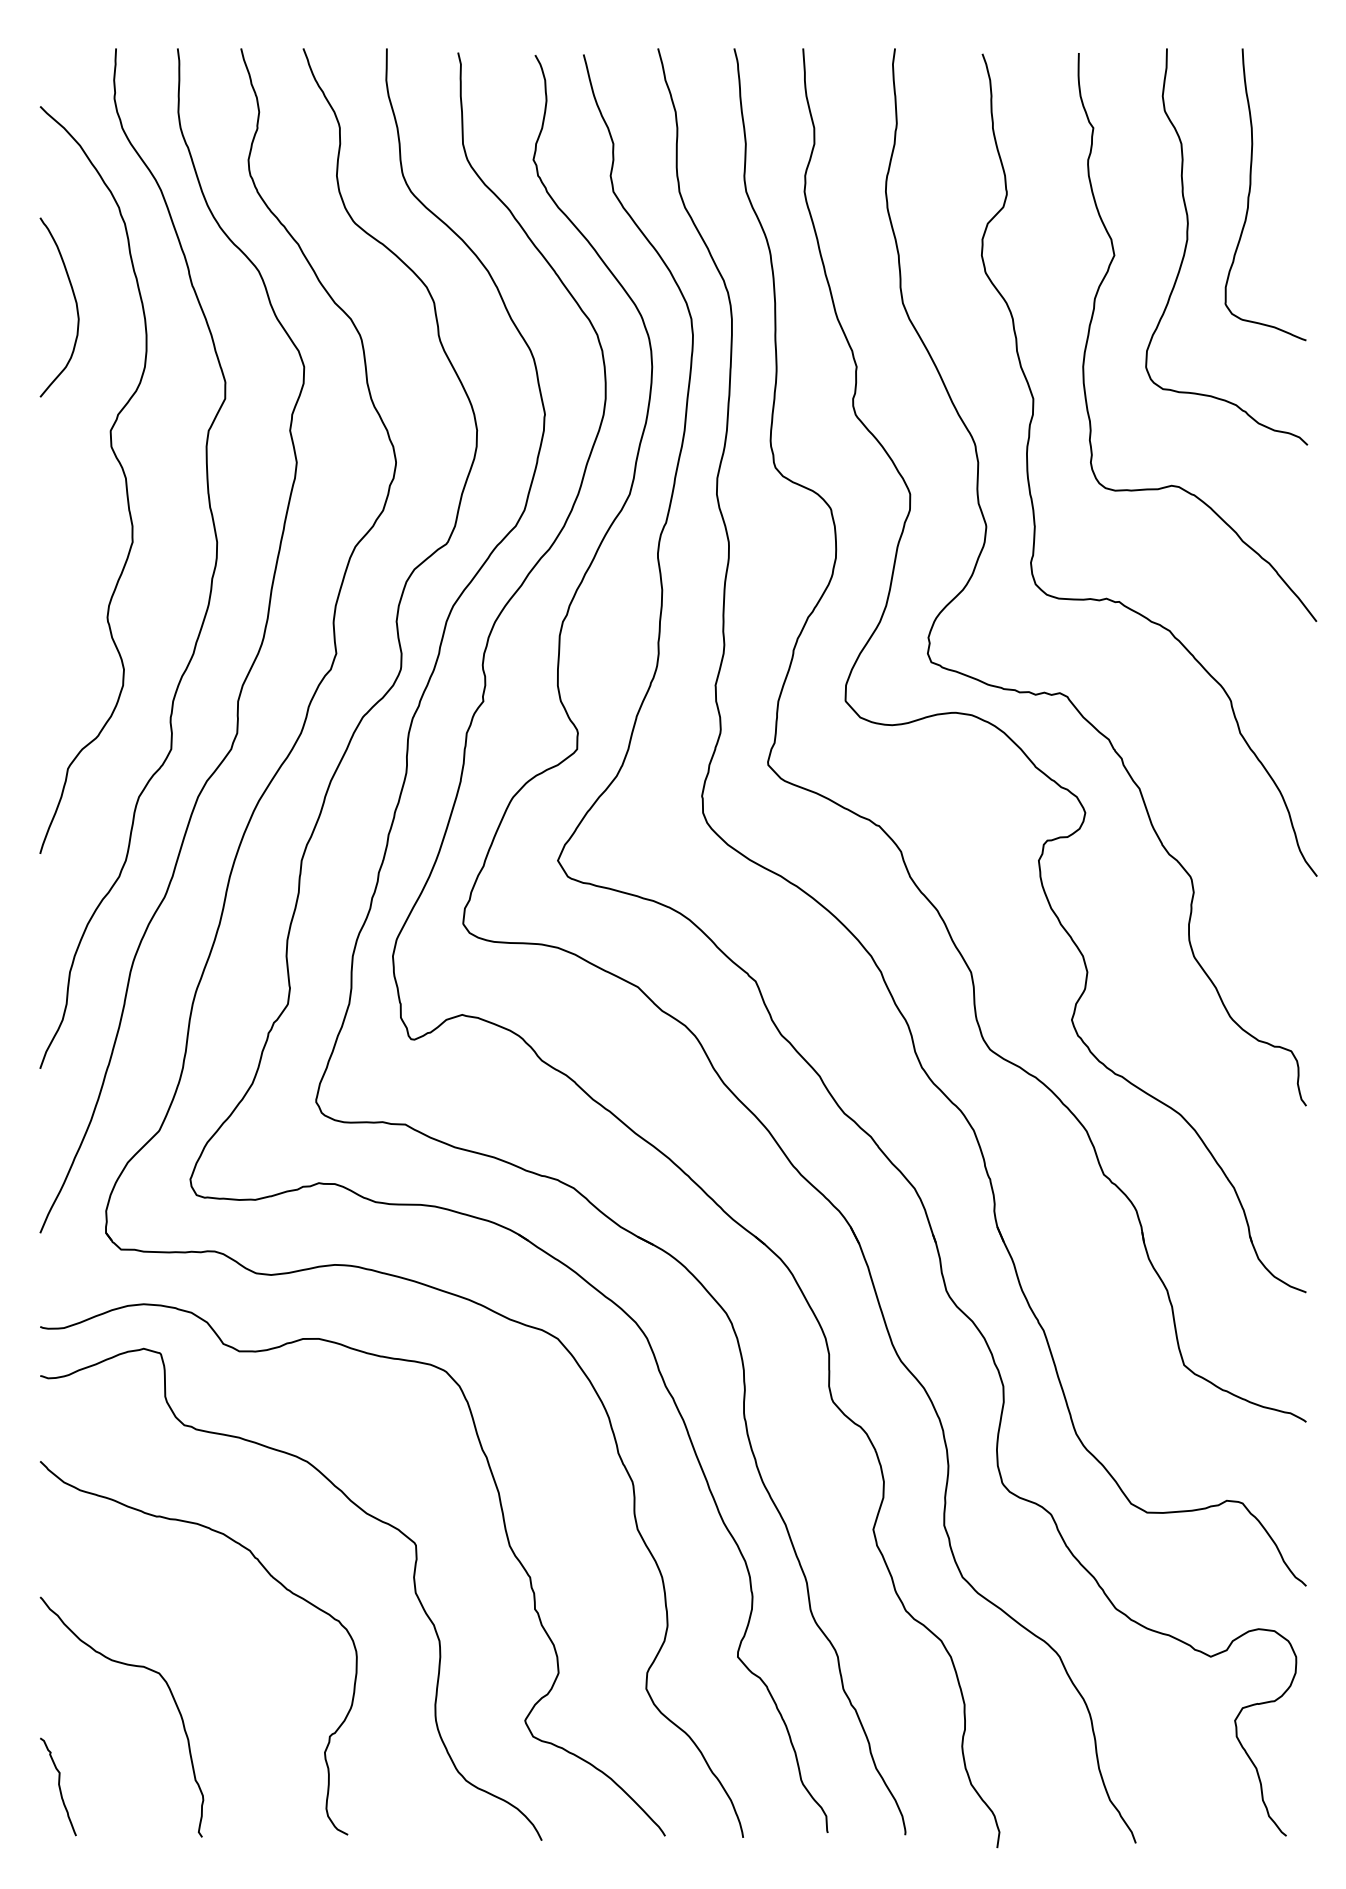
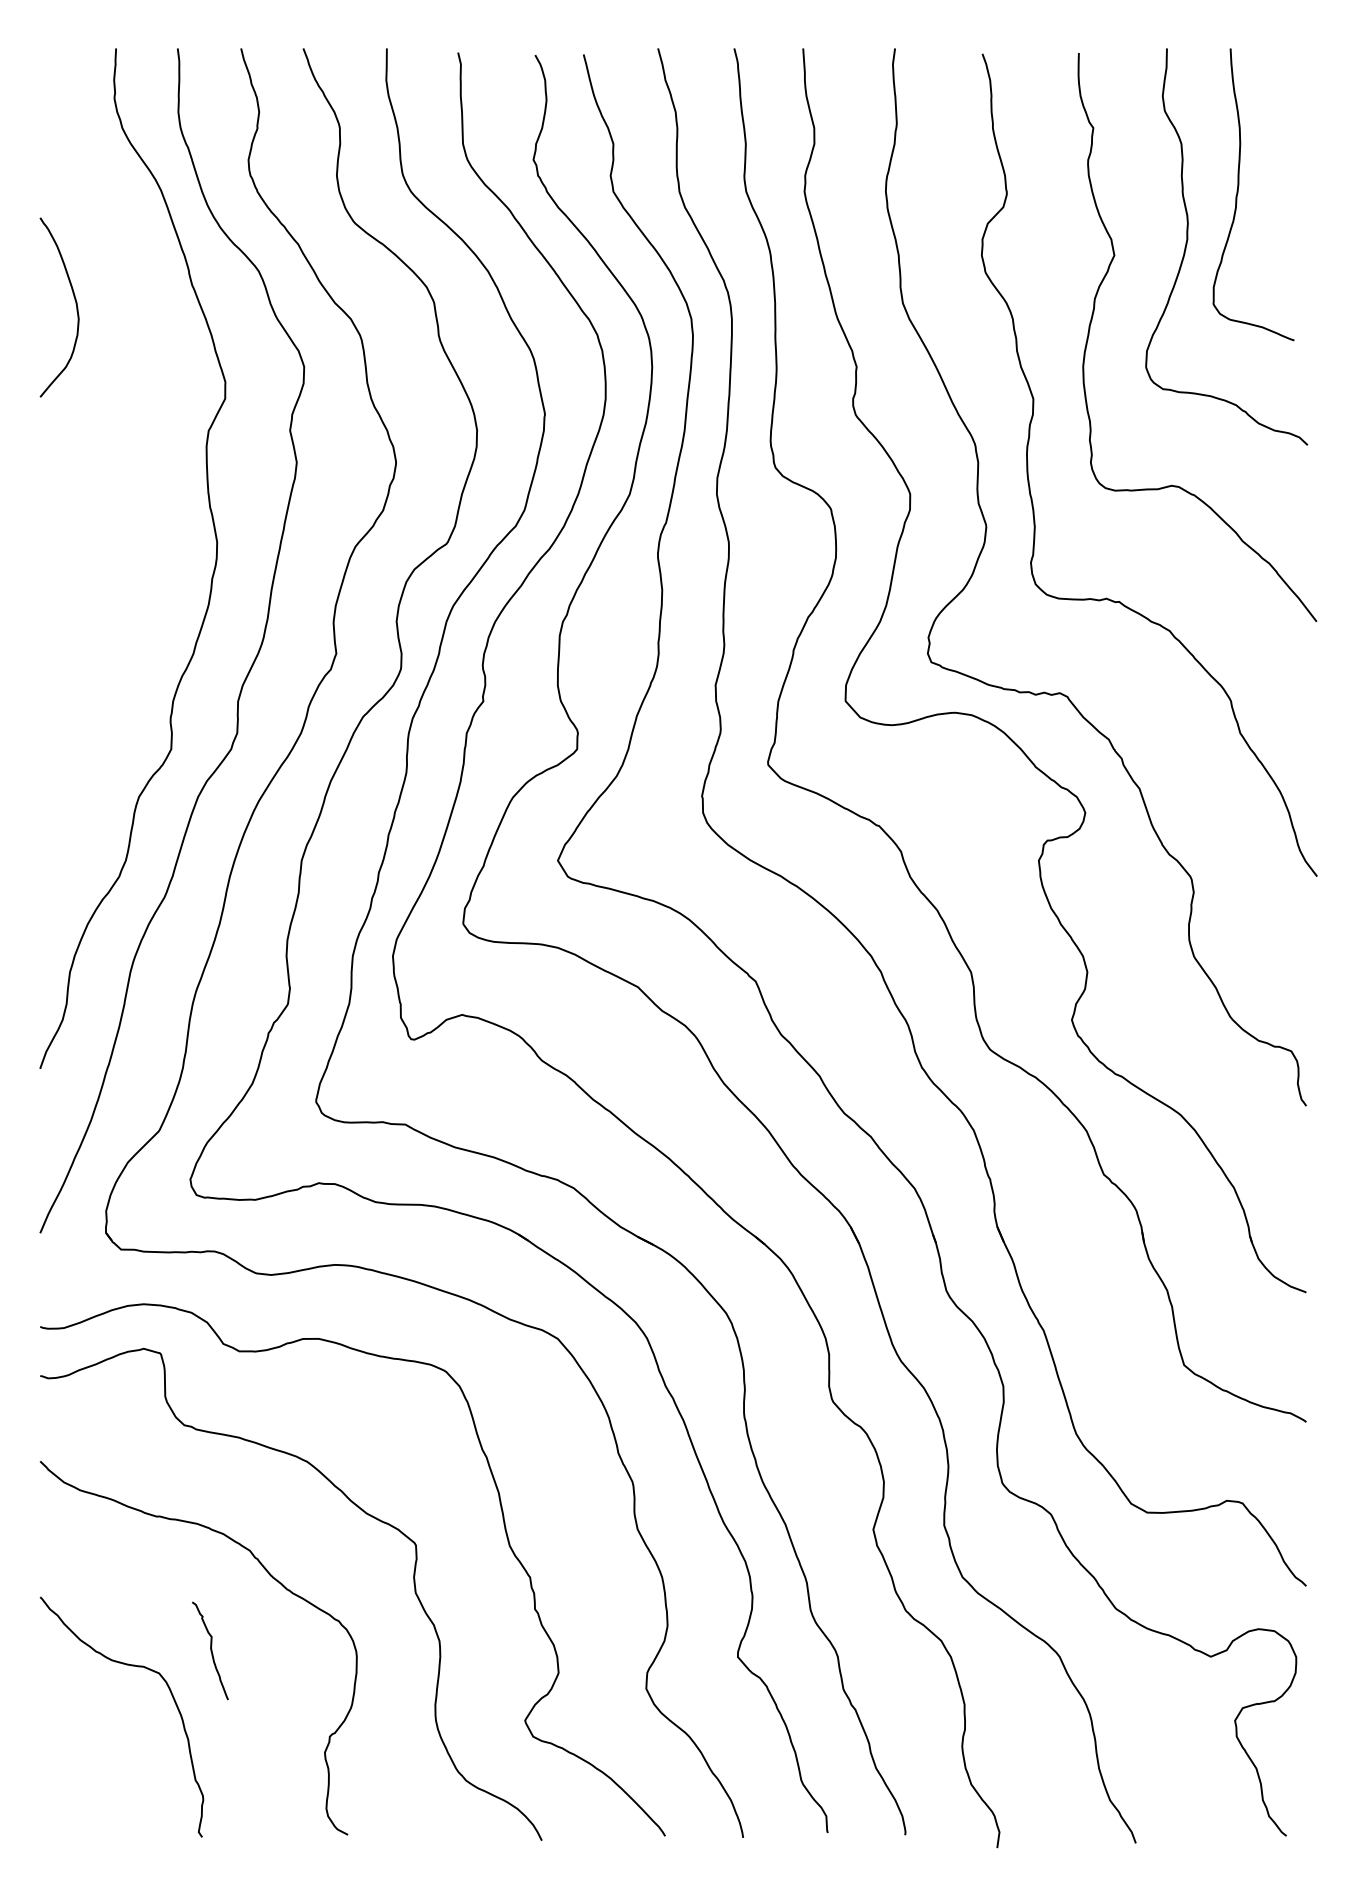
curve position: (1250, 193) -> (1238, 193) (1238, 193)
curve: present -> none (121, 469)
curve position: (58, 1786) -> (210, 1650) (210, 1650)
